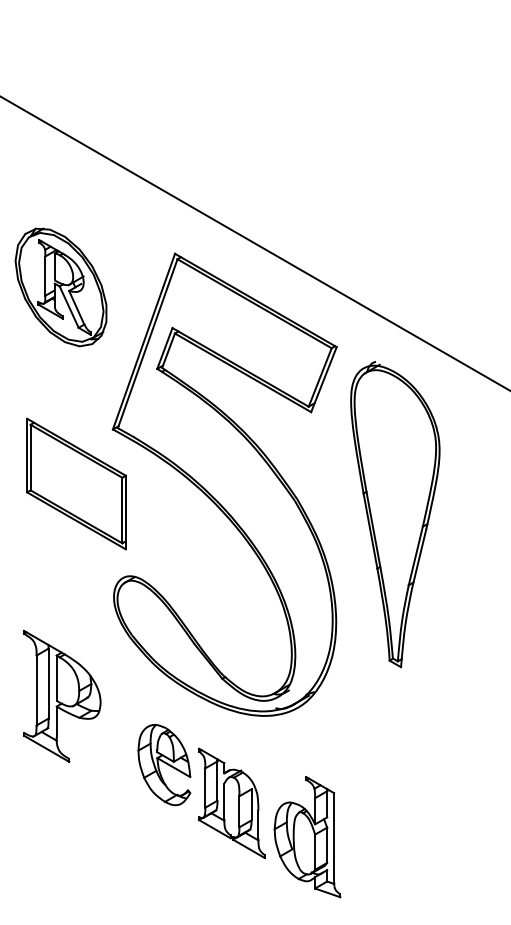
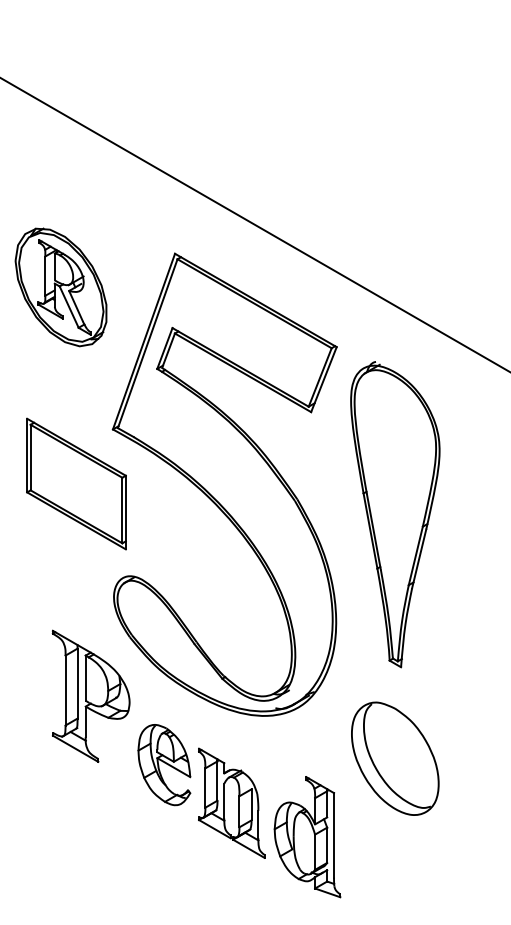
line position: (254, 243) -> (254, 224) (254, 224)
part position: (61, 695) -> (90, 695) (90, 695)
part: none -> present (395, 758)
